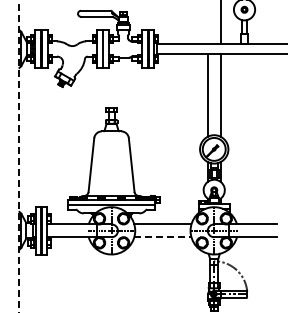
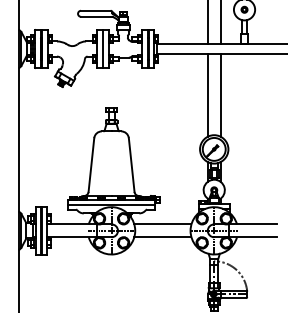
line: none -> present (207, 22)
line: dashed -> solid (19, 156)
line: dashed -> solid (162, 237)
